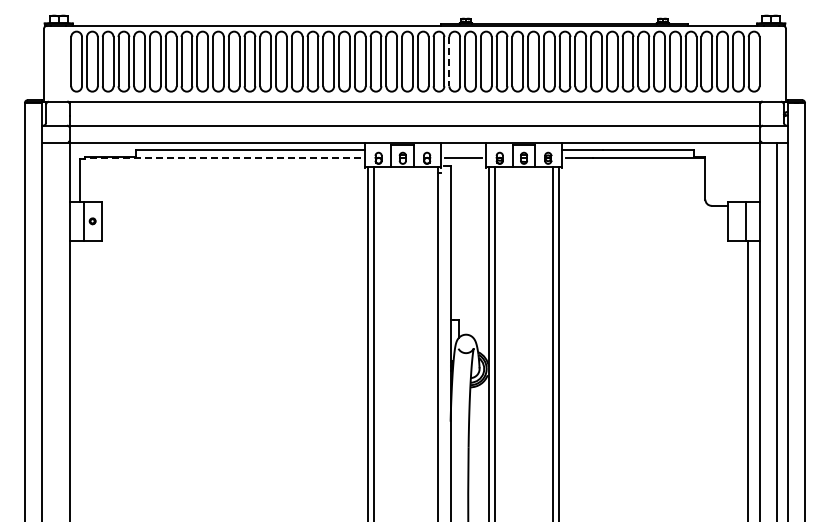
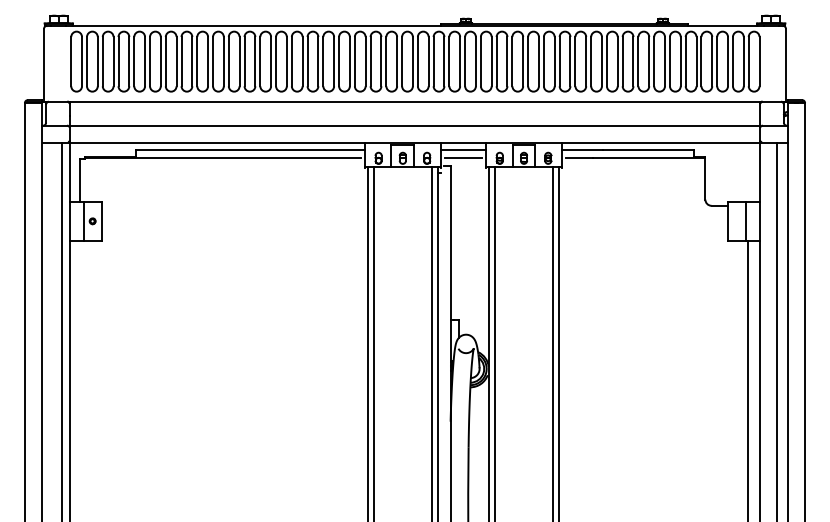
line: dashed -> solid (449, 61)
line: none -> present (463, 150)
line: dashed -> solid (222, 158)
line: none -> present (62, 330)
line: none -> present (432, 342)
